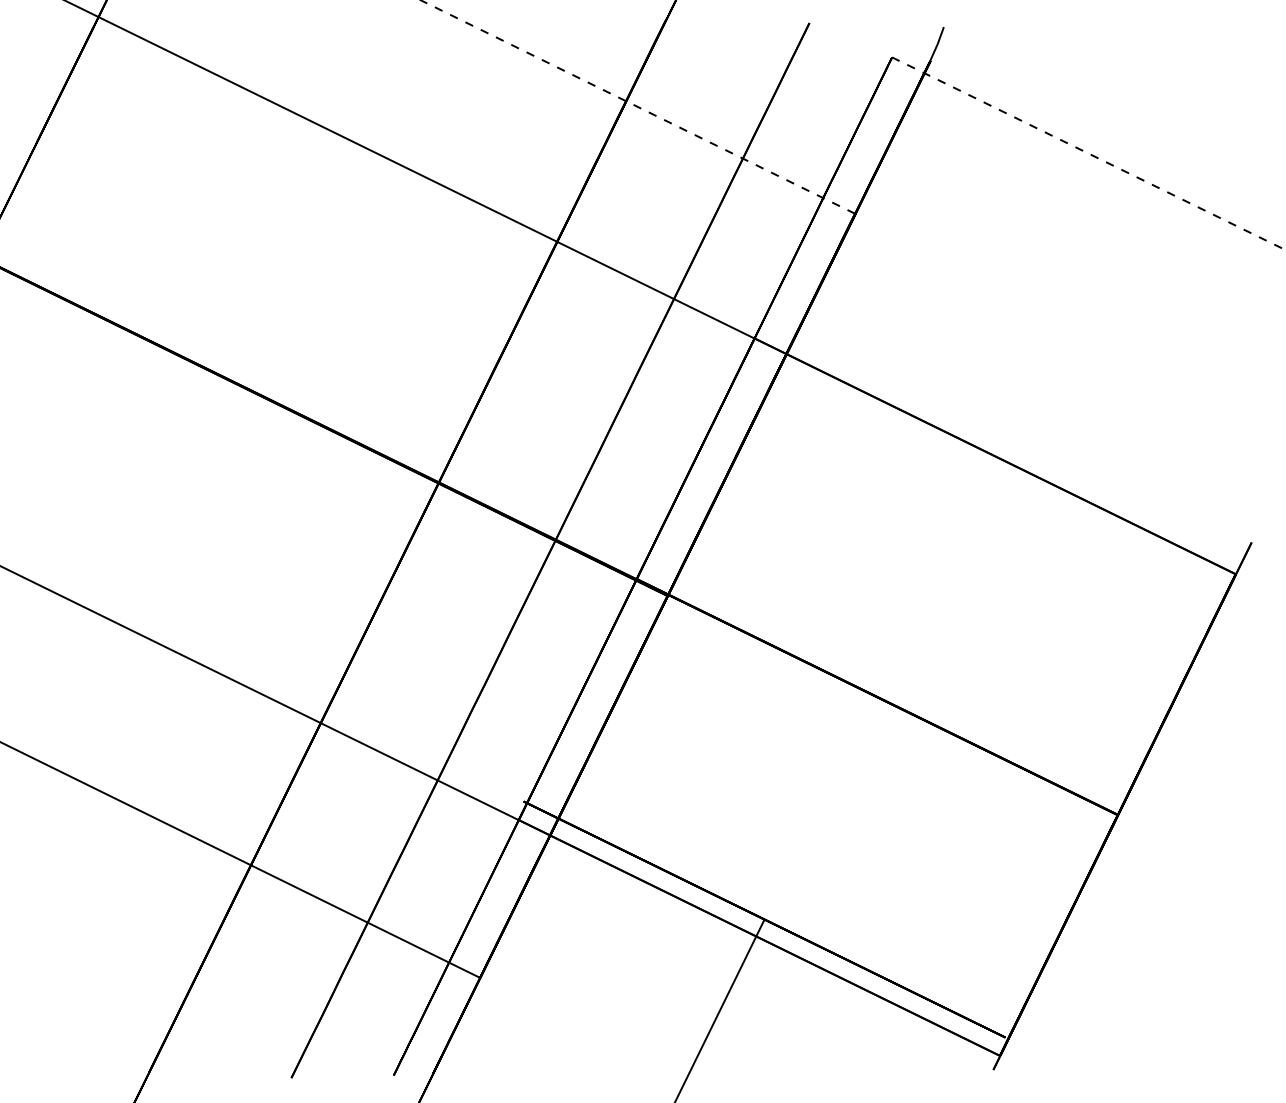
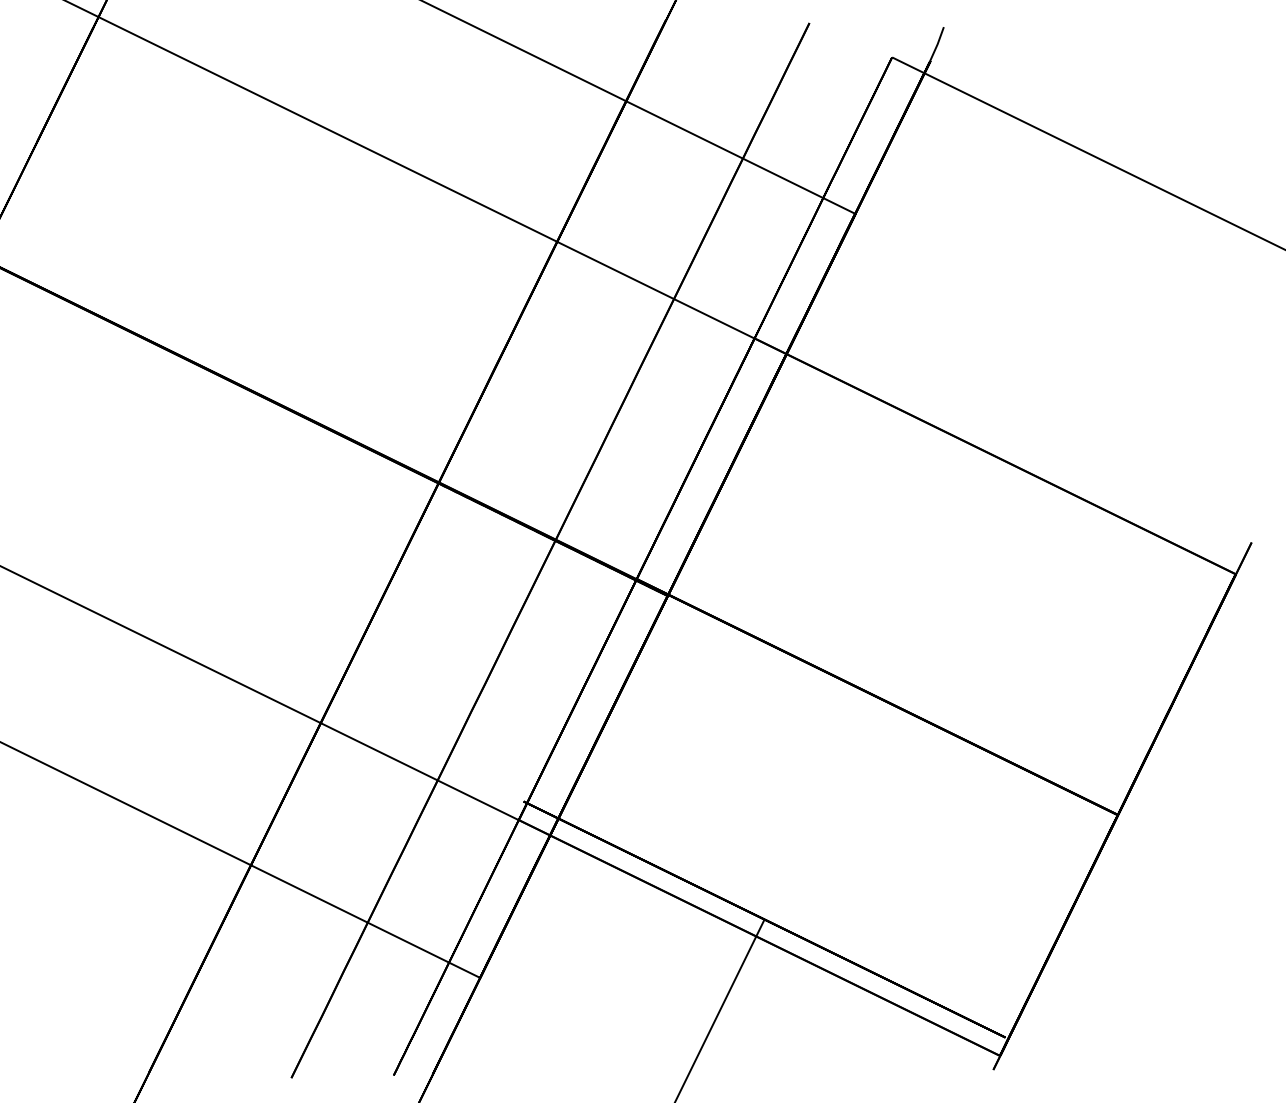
line: dashed -> solid (637, 106)
line: dashed -> solid (1088, 153)
